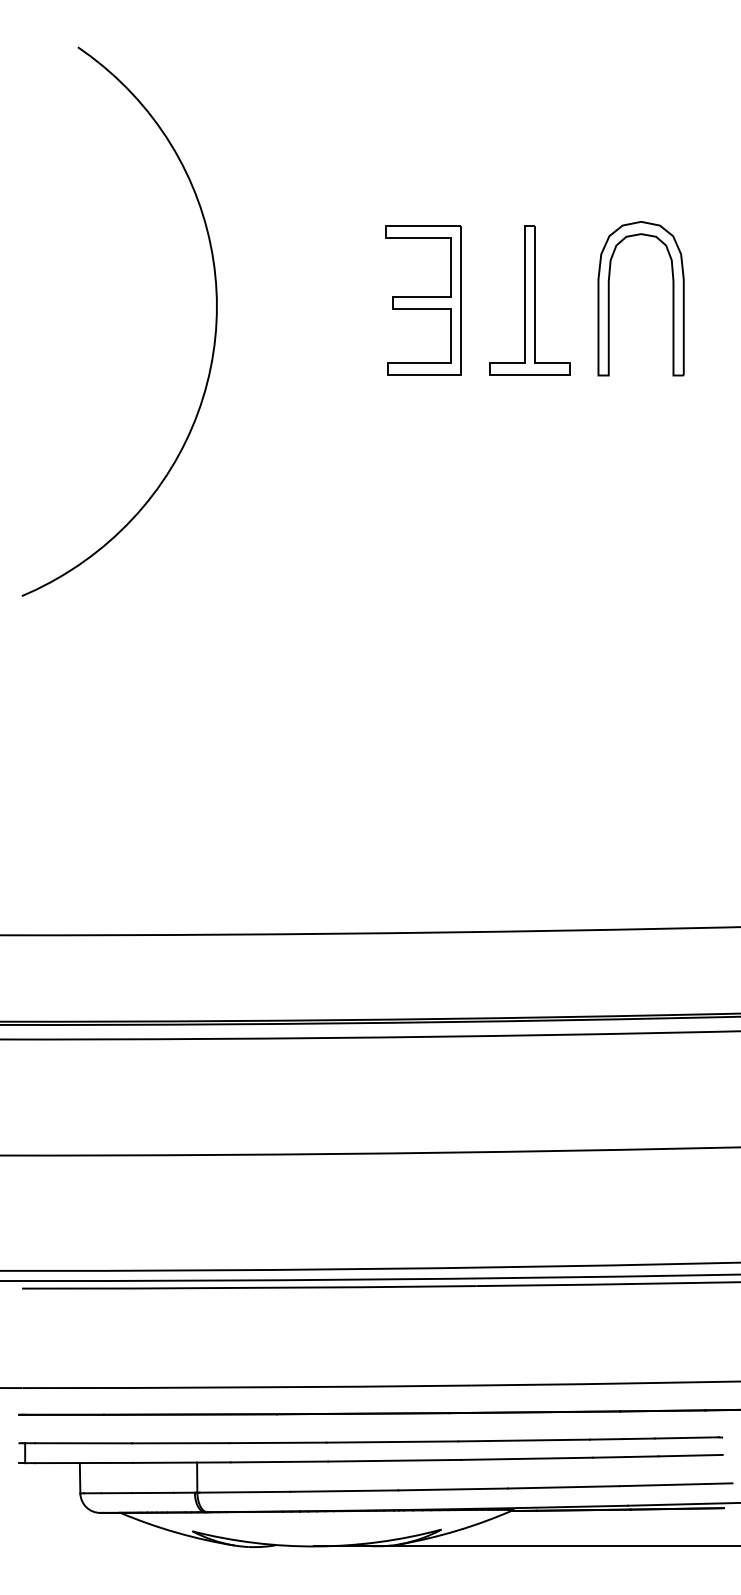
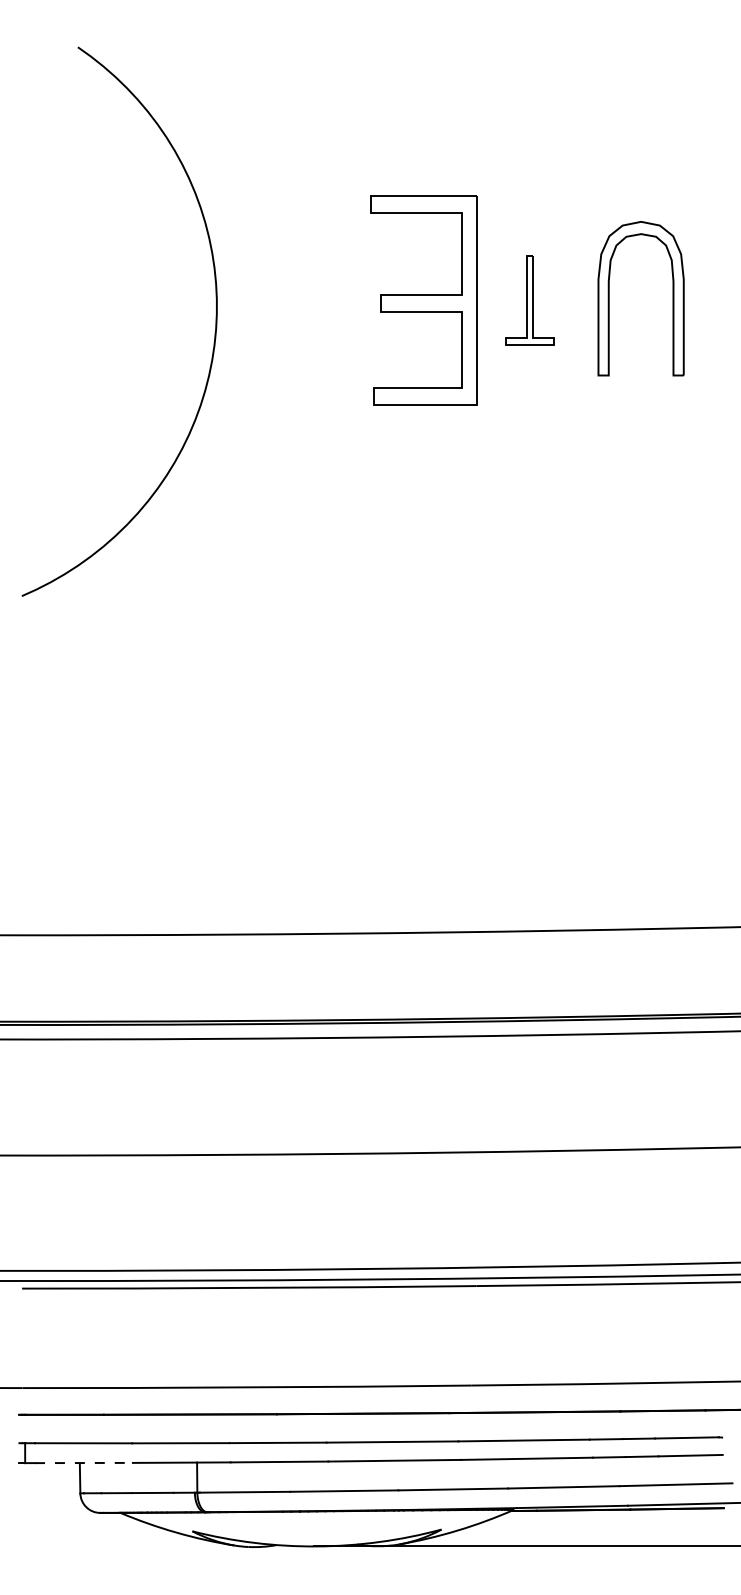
part size: 77x151 px -> 108x211 px (423, 300)
part size: 82x151 px -> 50x91 px (529, 300)
line: solid -> dashed (83, 1463)
